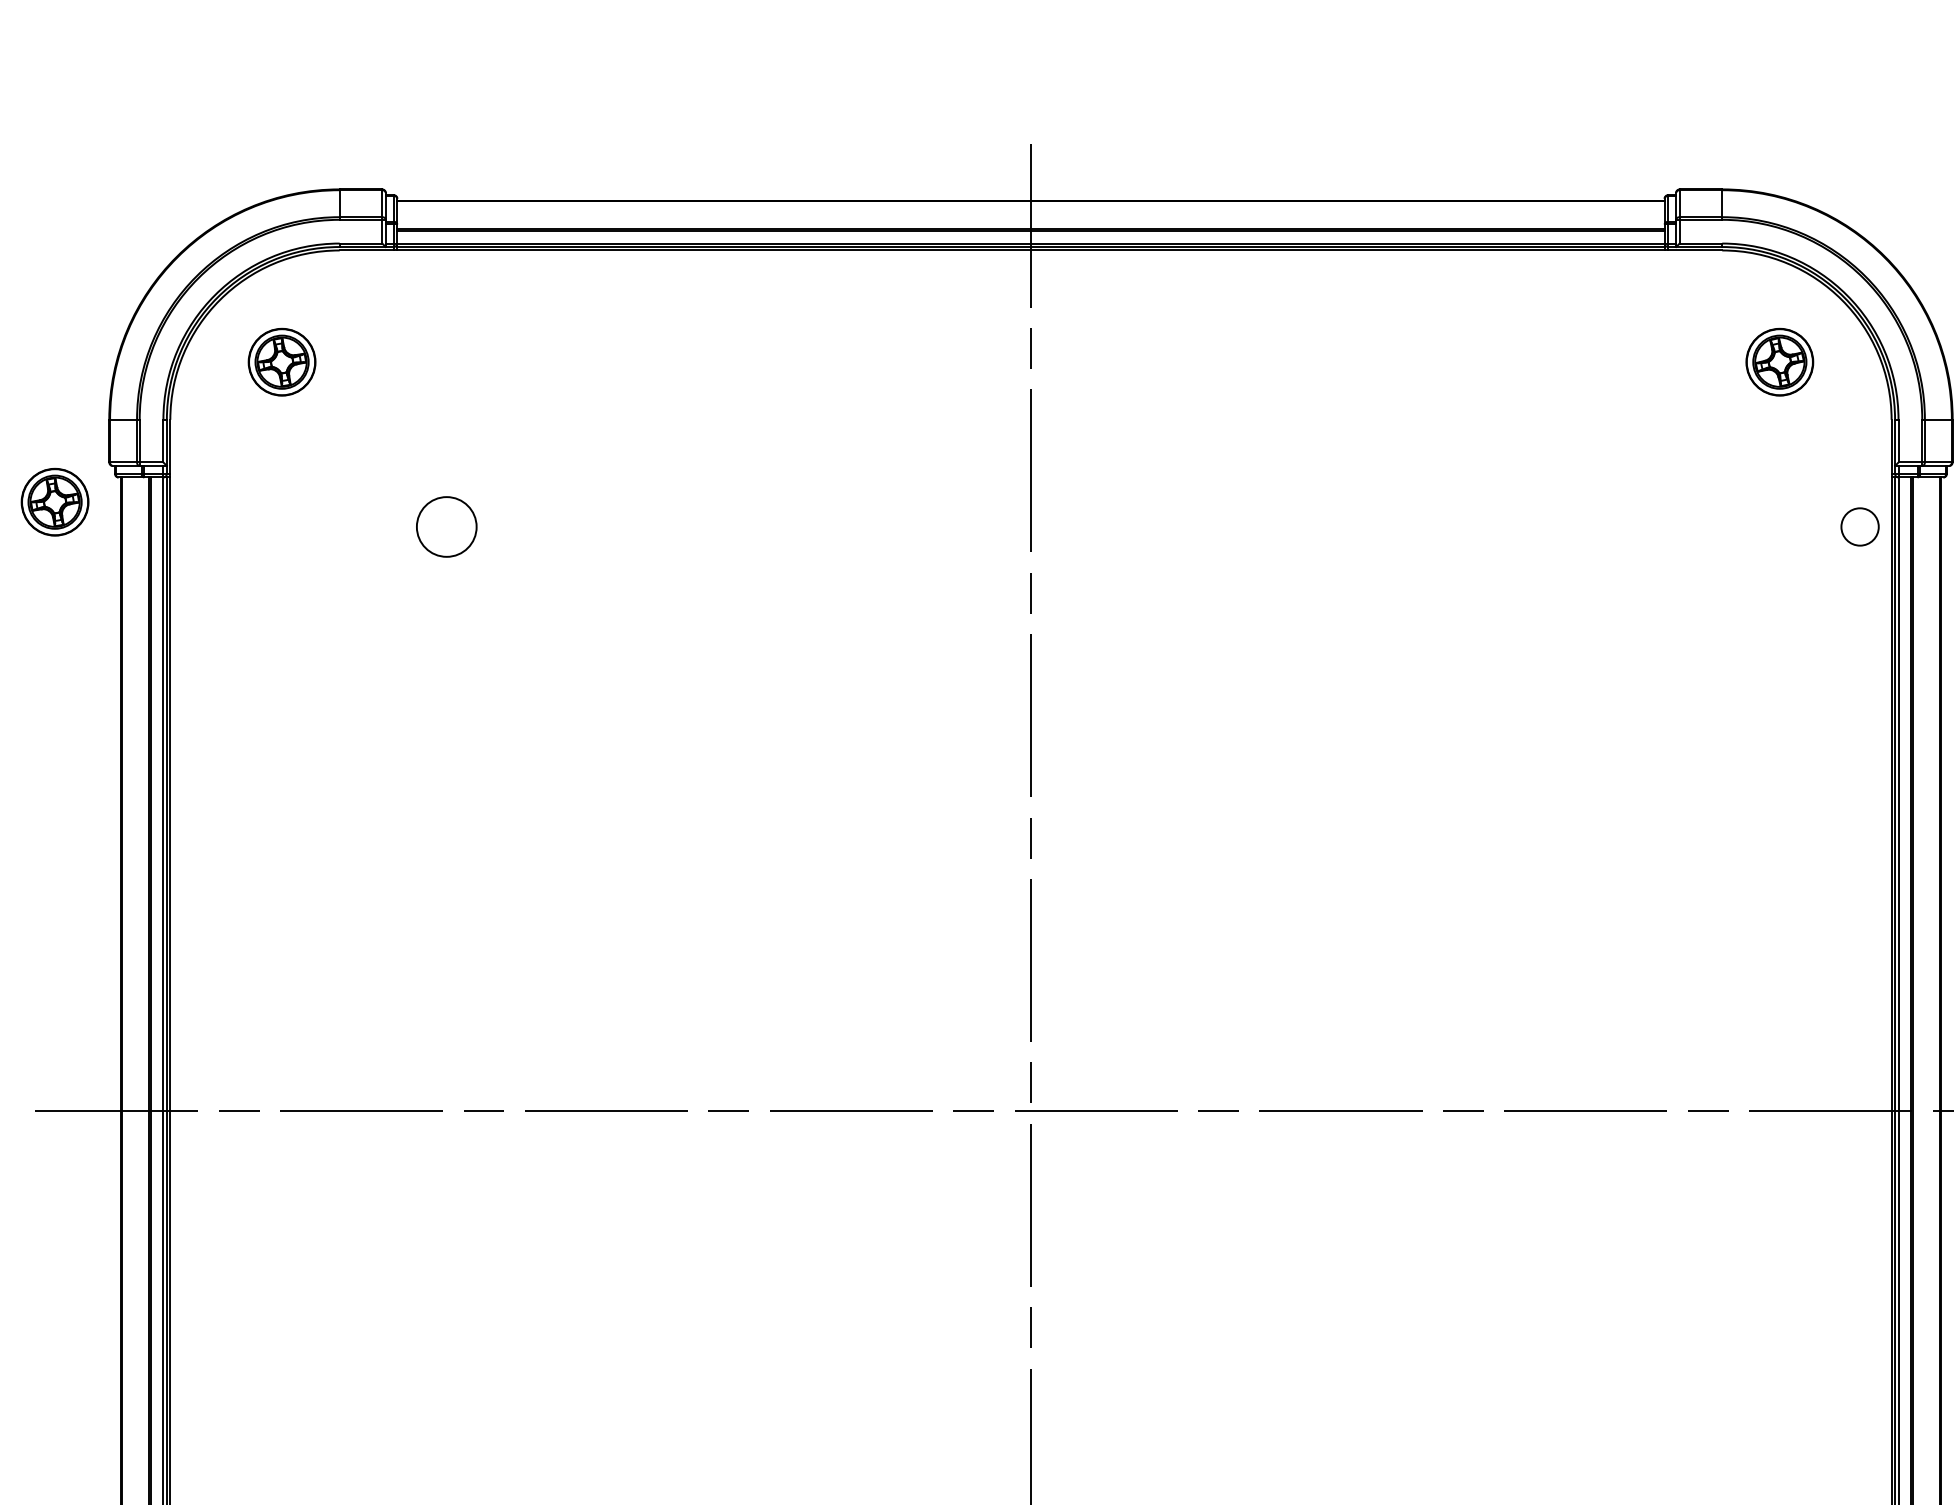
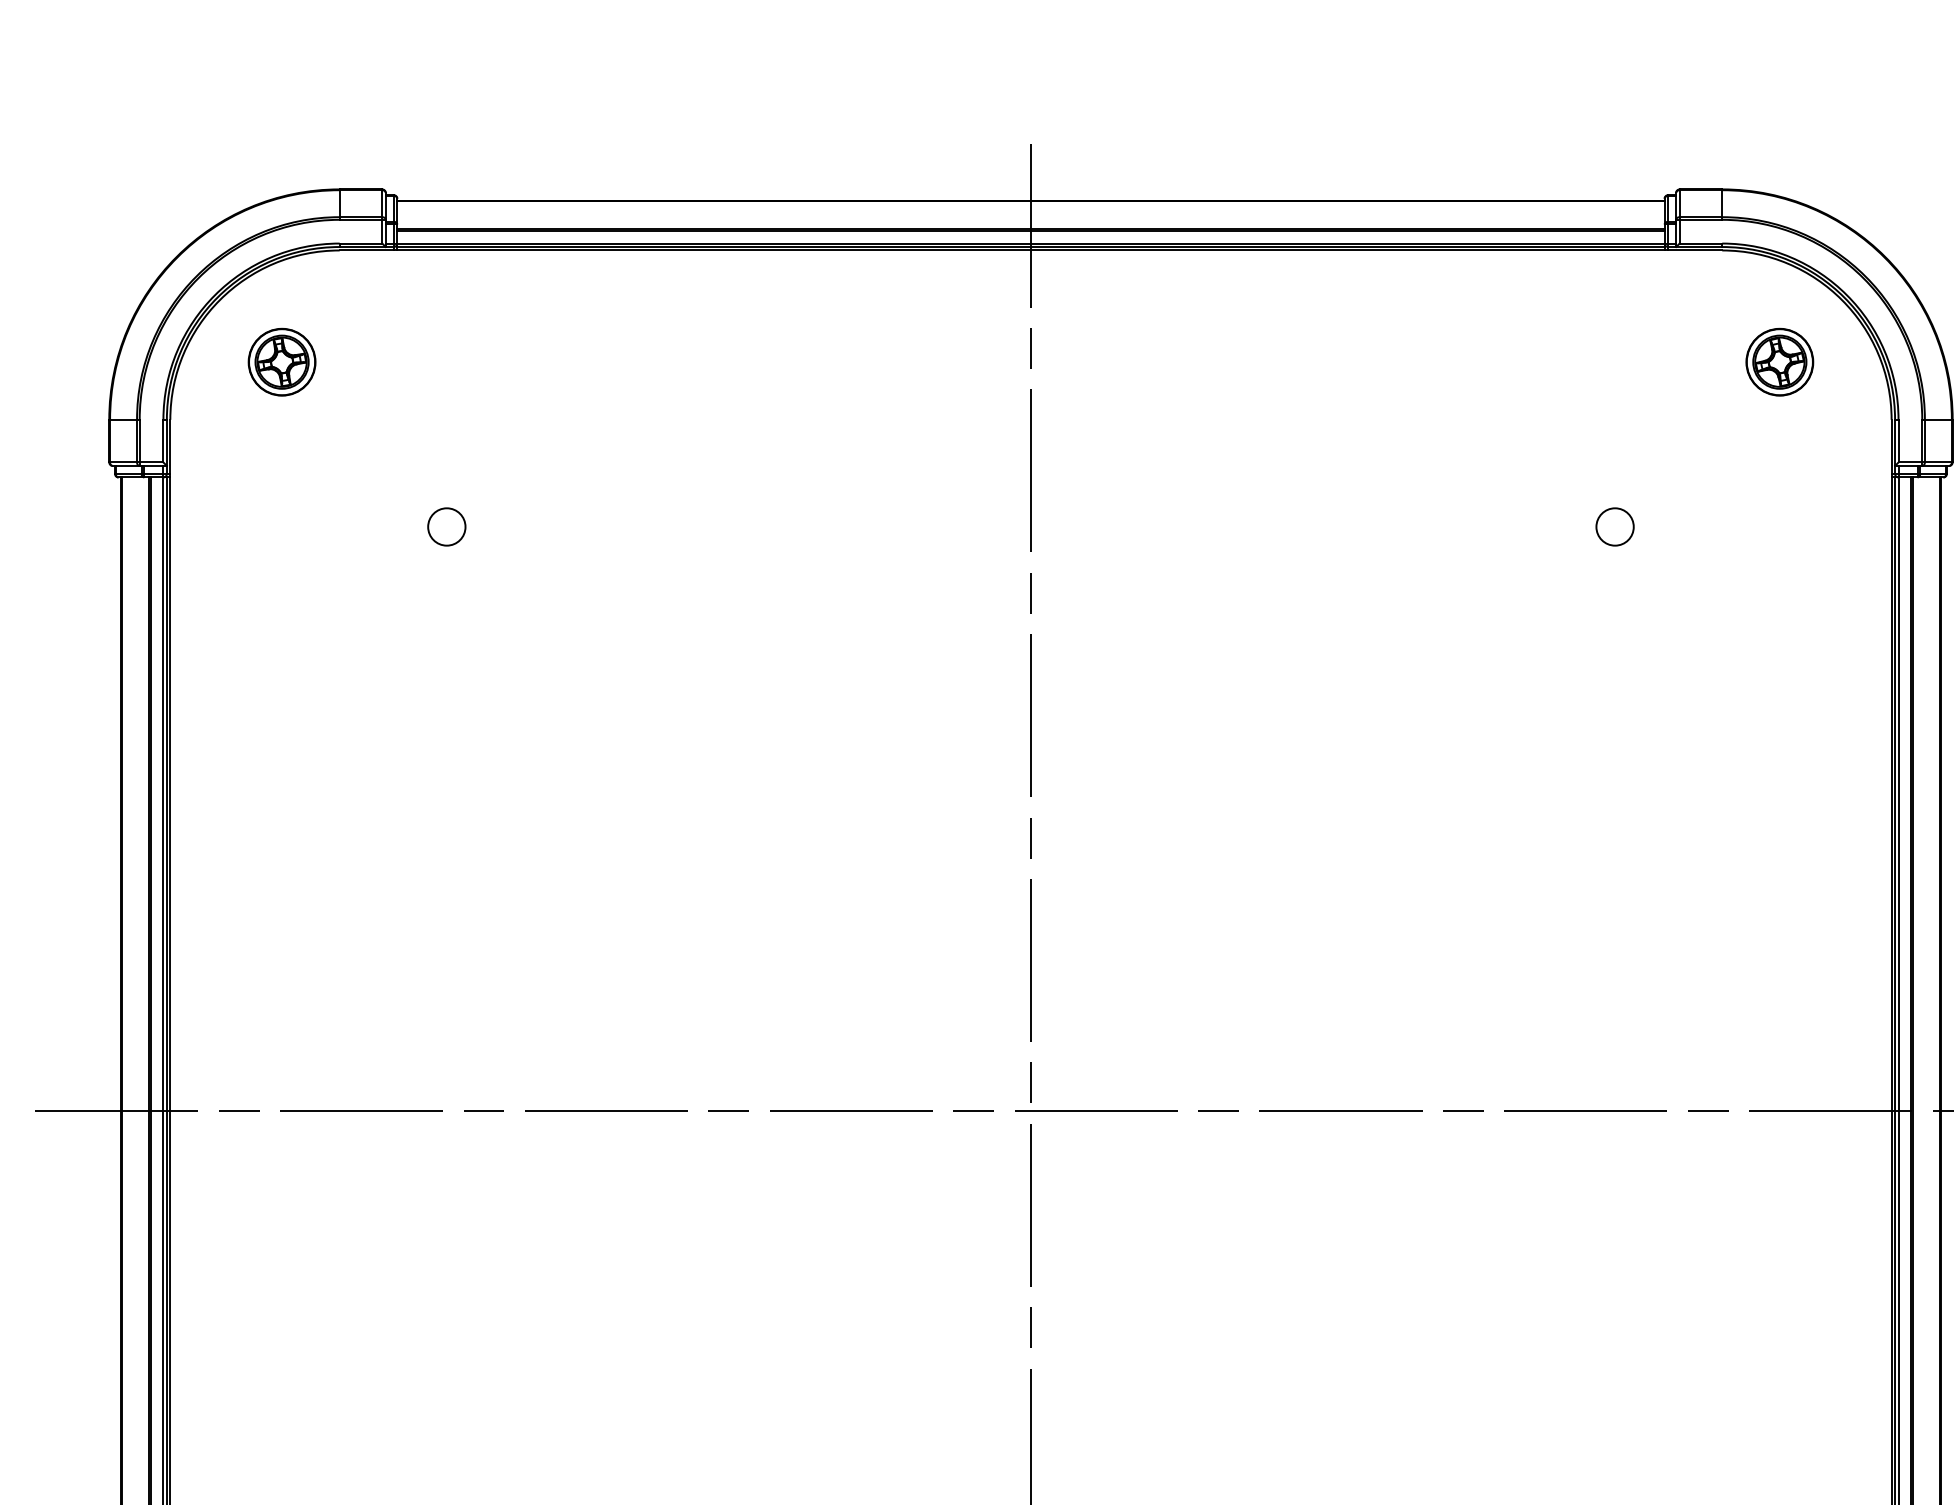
part: present -> none (54, 501)
circle size: 62x62 px -> 40x40 px (446, 526)
circle position: (1859, 526) -> (1614, 526) (1614, 526)
